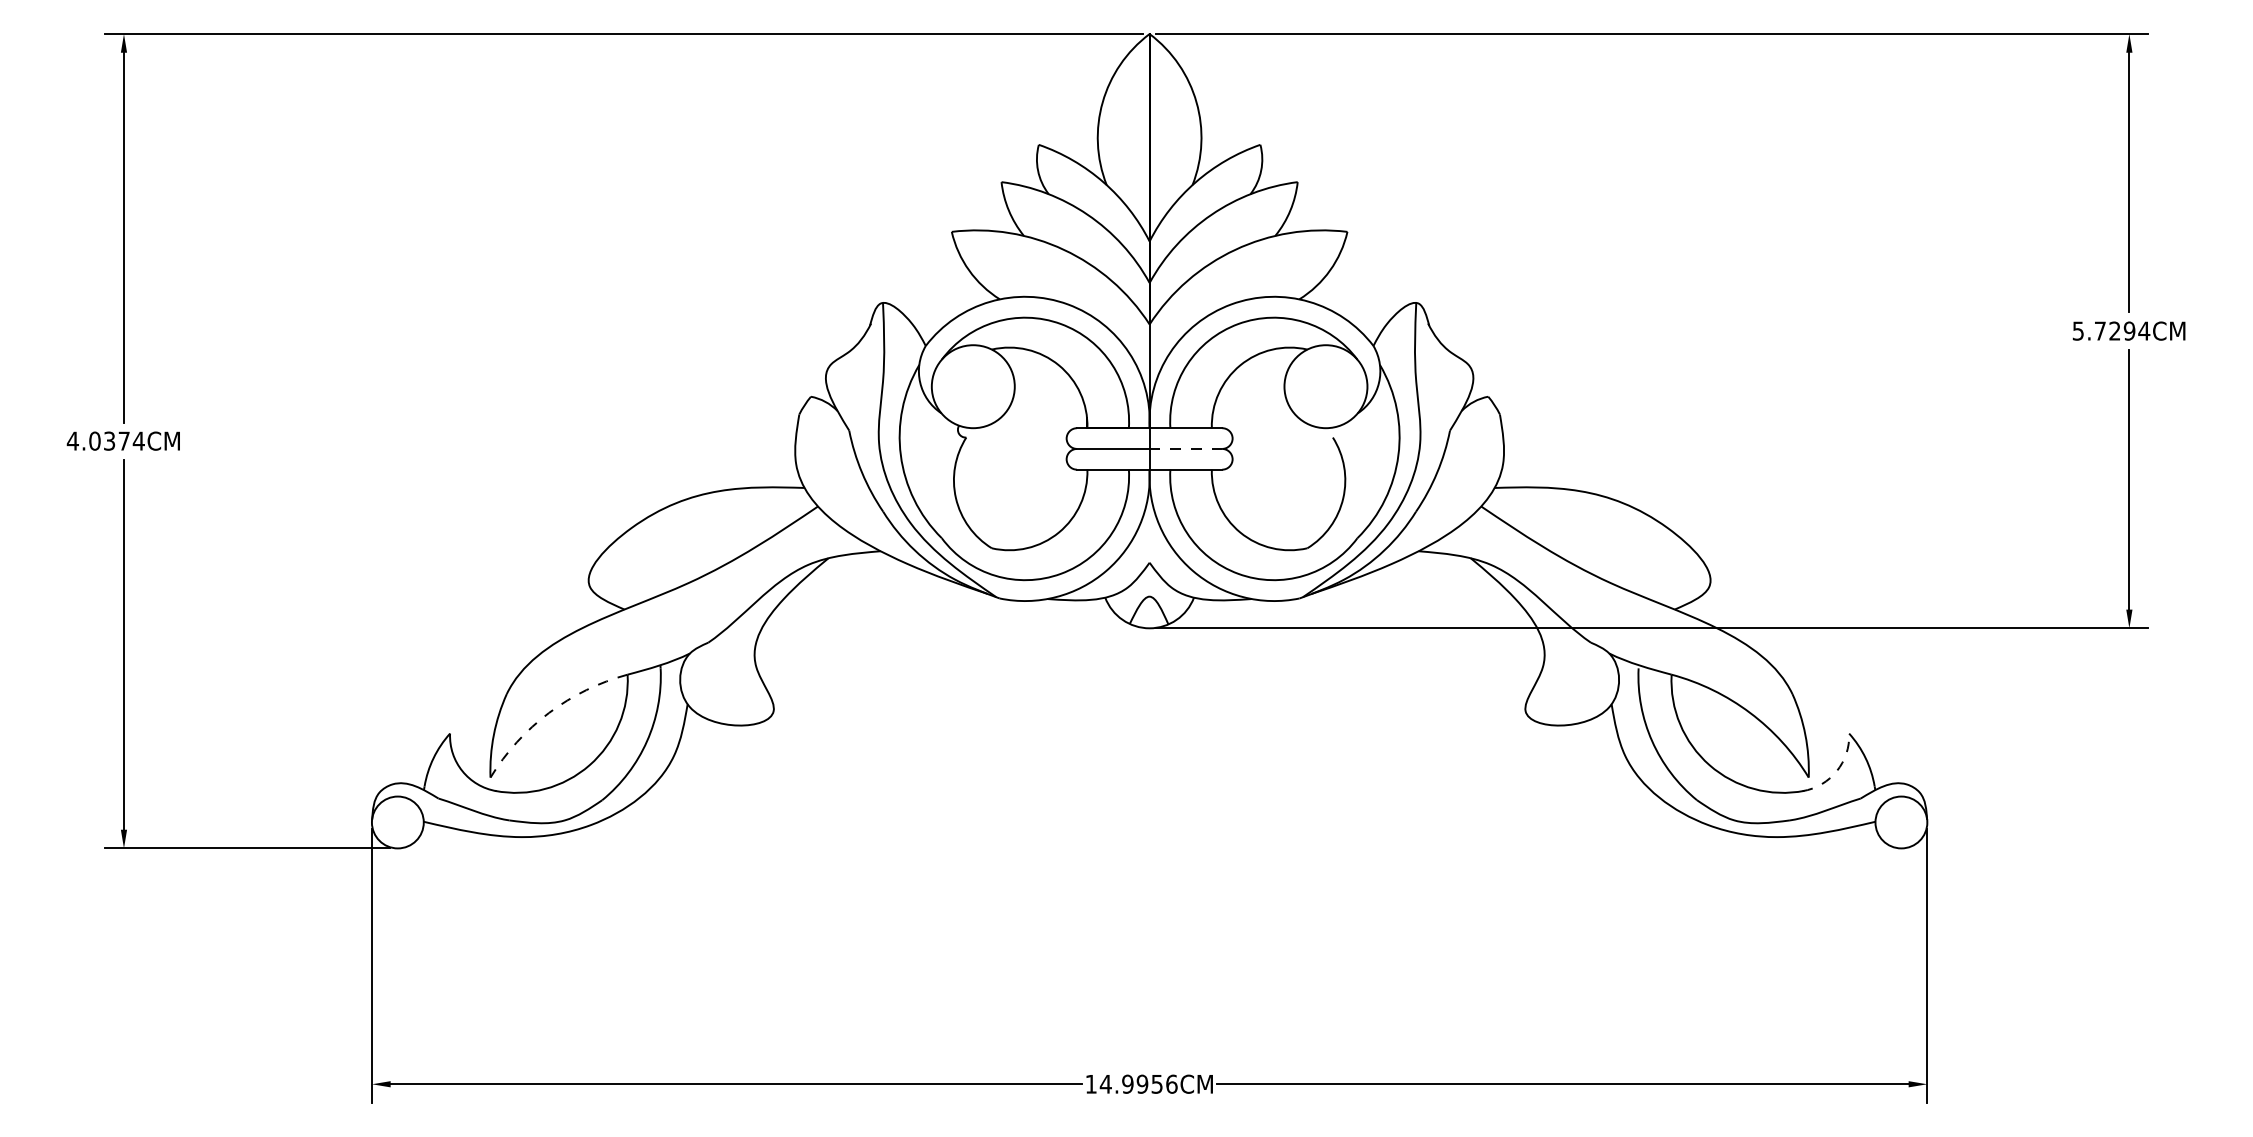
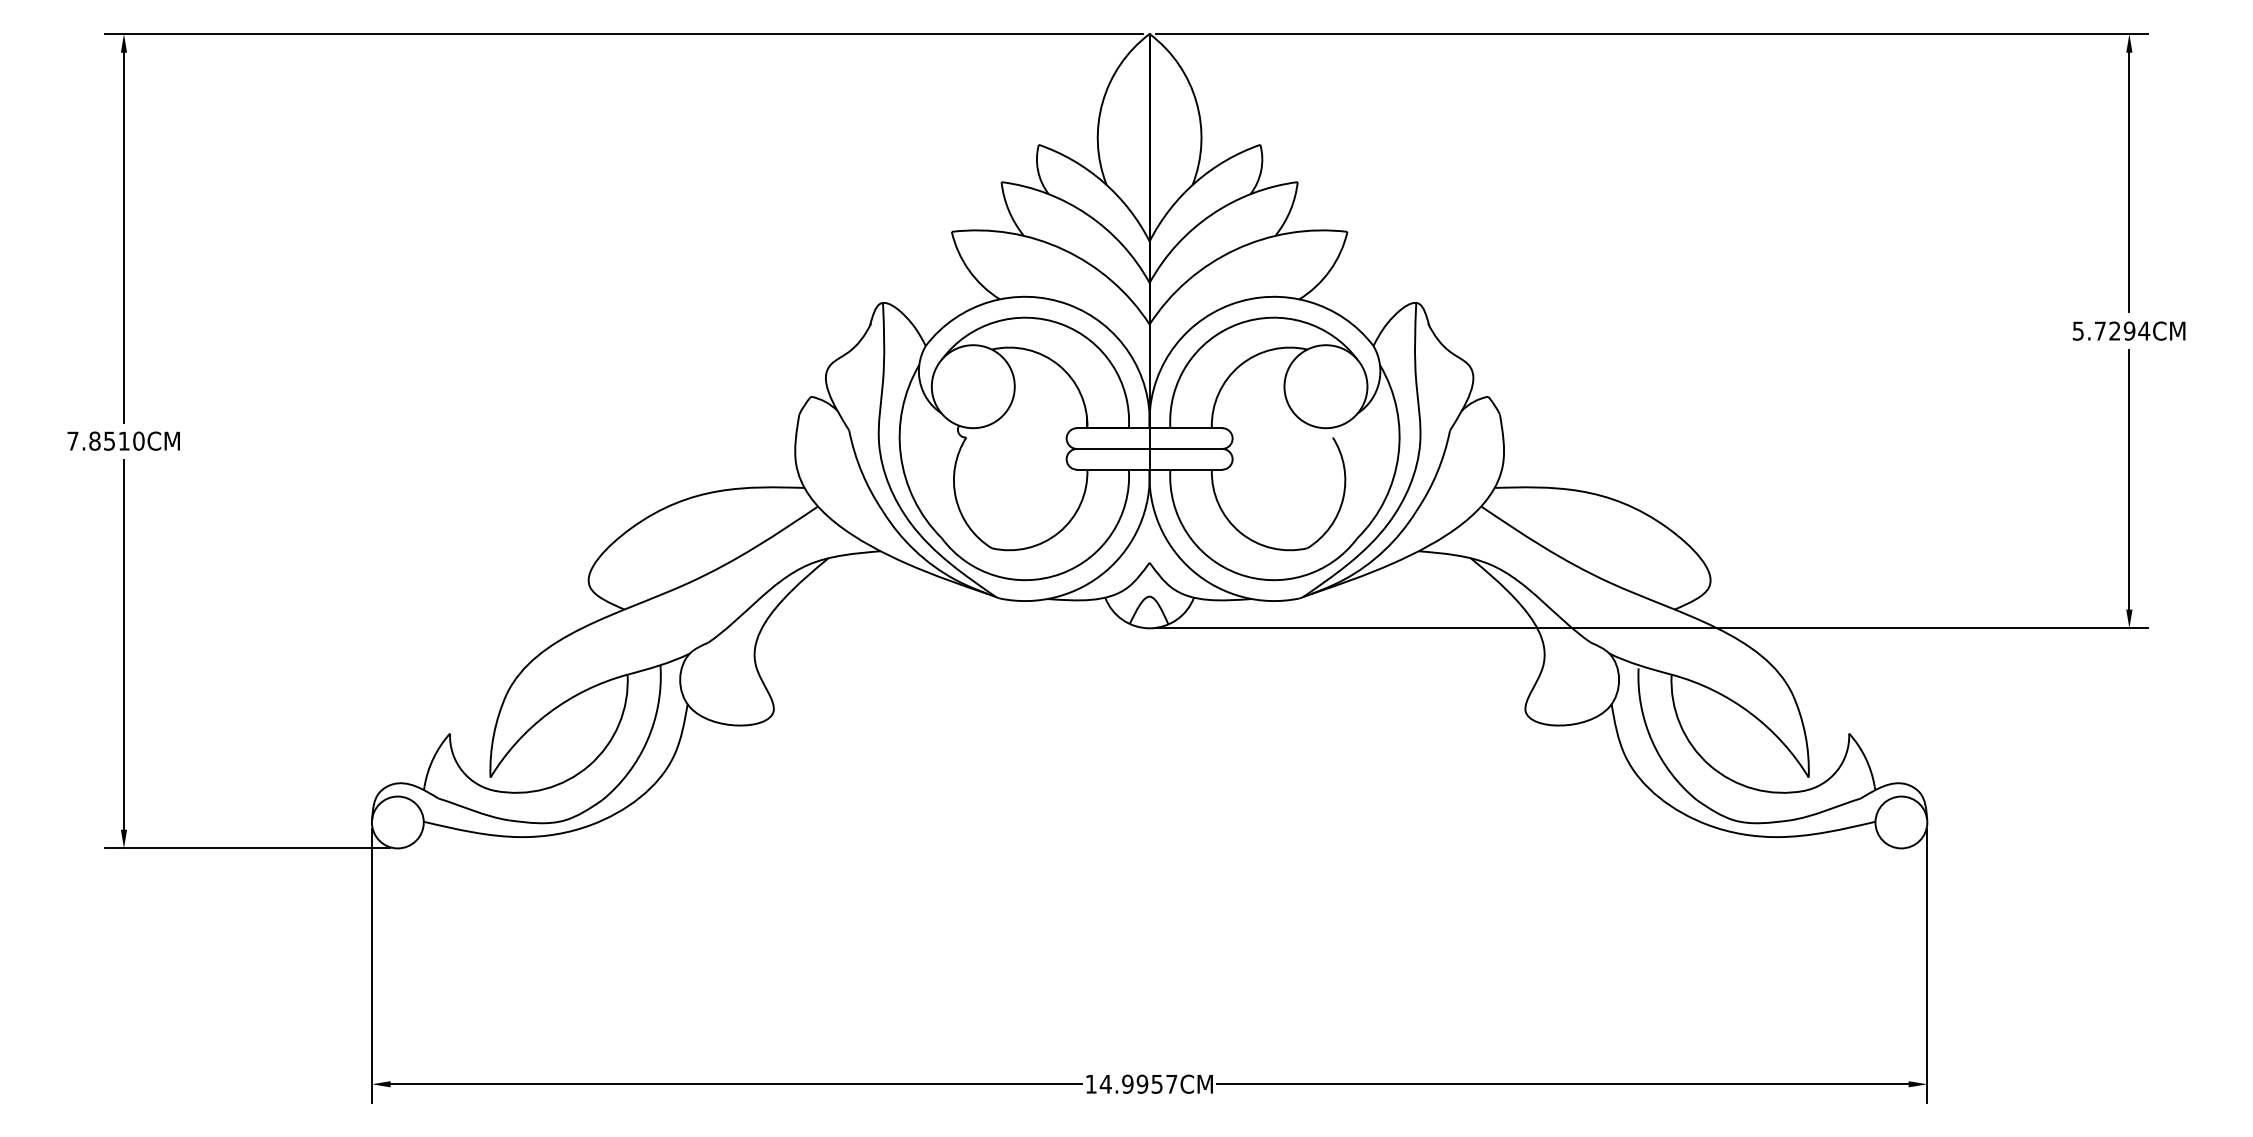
text: 4.0374CM -> 7.8510CM (105, 440)
line: dashed -> solid (1186, 448)
arc: dashed -> solid (549, 712)
arc: dashed -> solid (1836, 771)
text: 14.9956CM -> 14.9957CM (1171, 1083)
